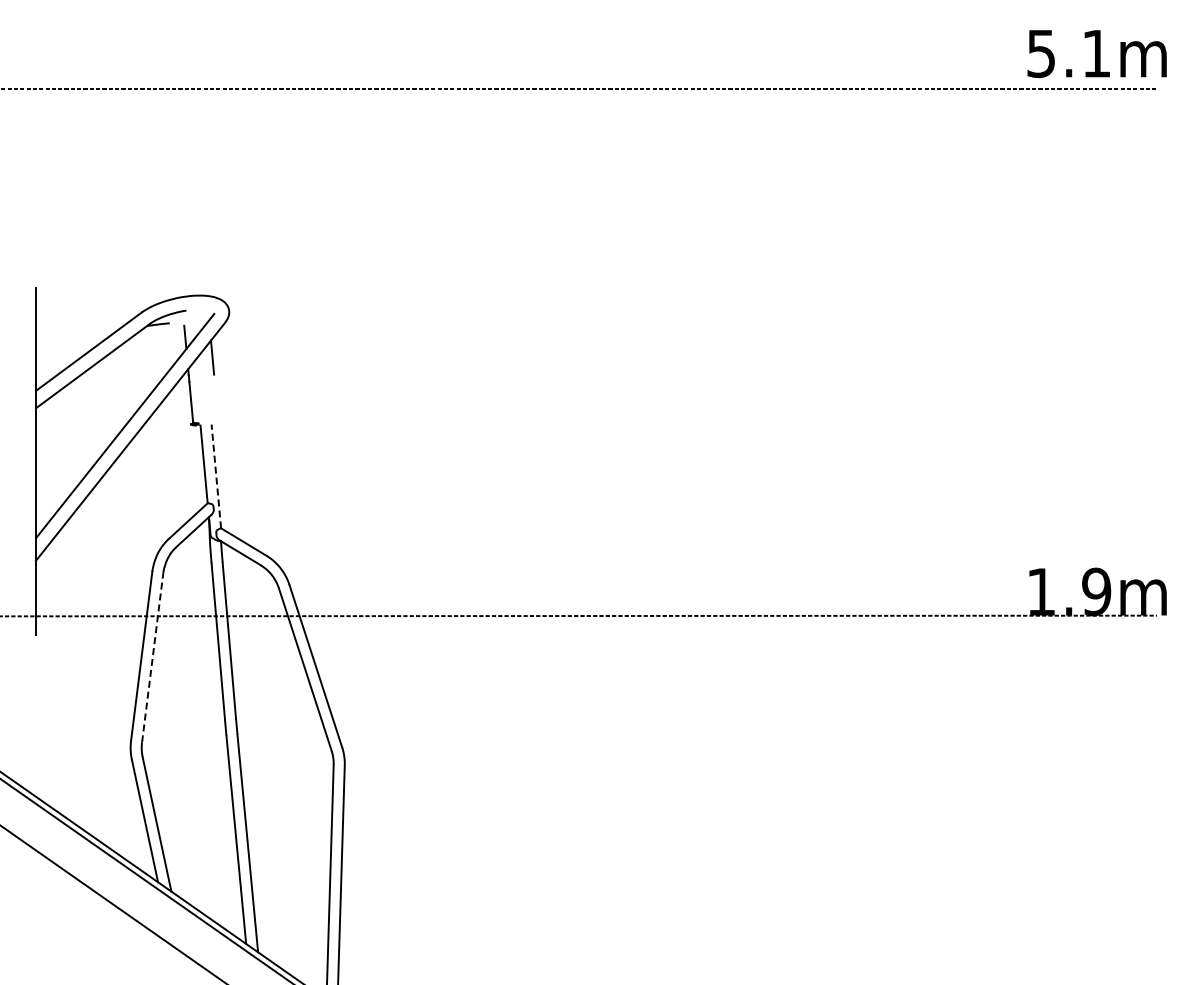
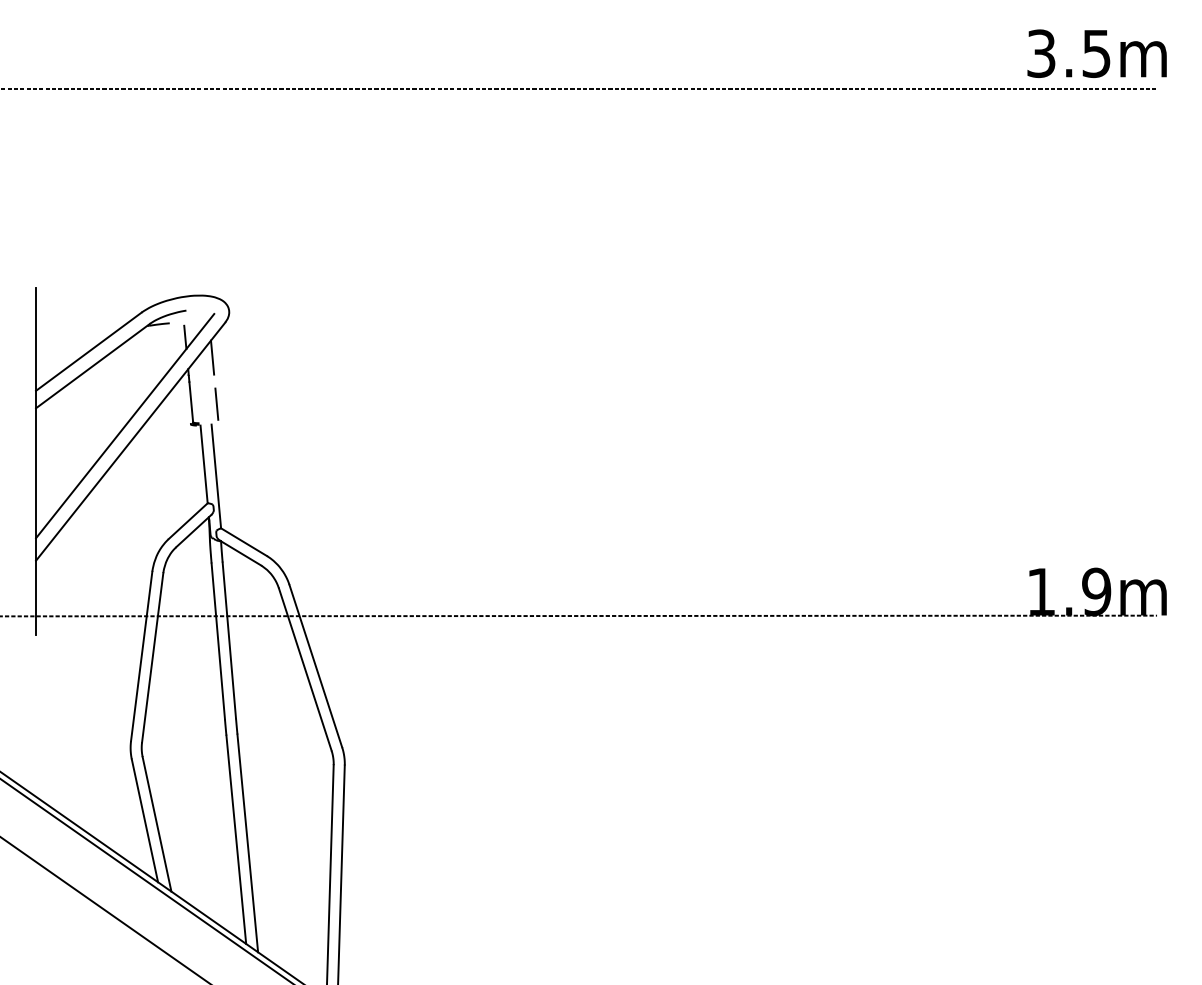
text: 5.1m -> 3.5m (1069, 53)
line: none -> present (216, 403)
line: dashed -> solid (216, 475)
line: dashed -> solid (152, 657)
line position: (112, 903) -> (104, 909) (104, 909)
